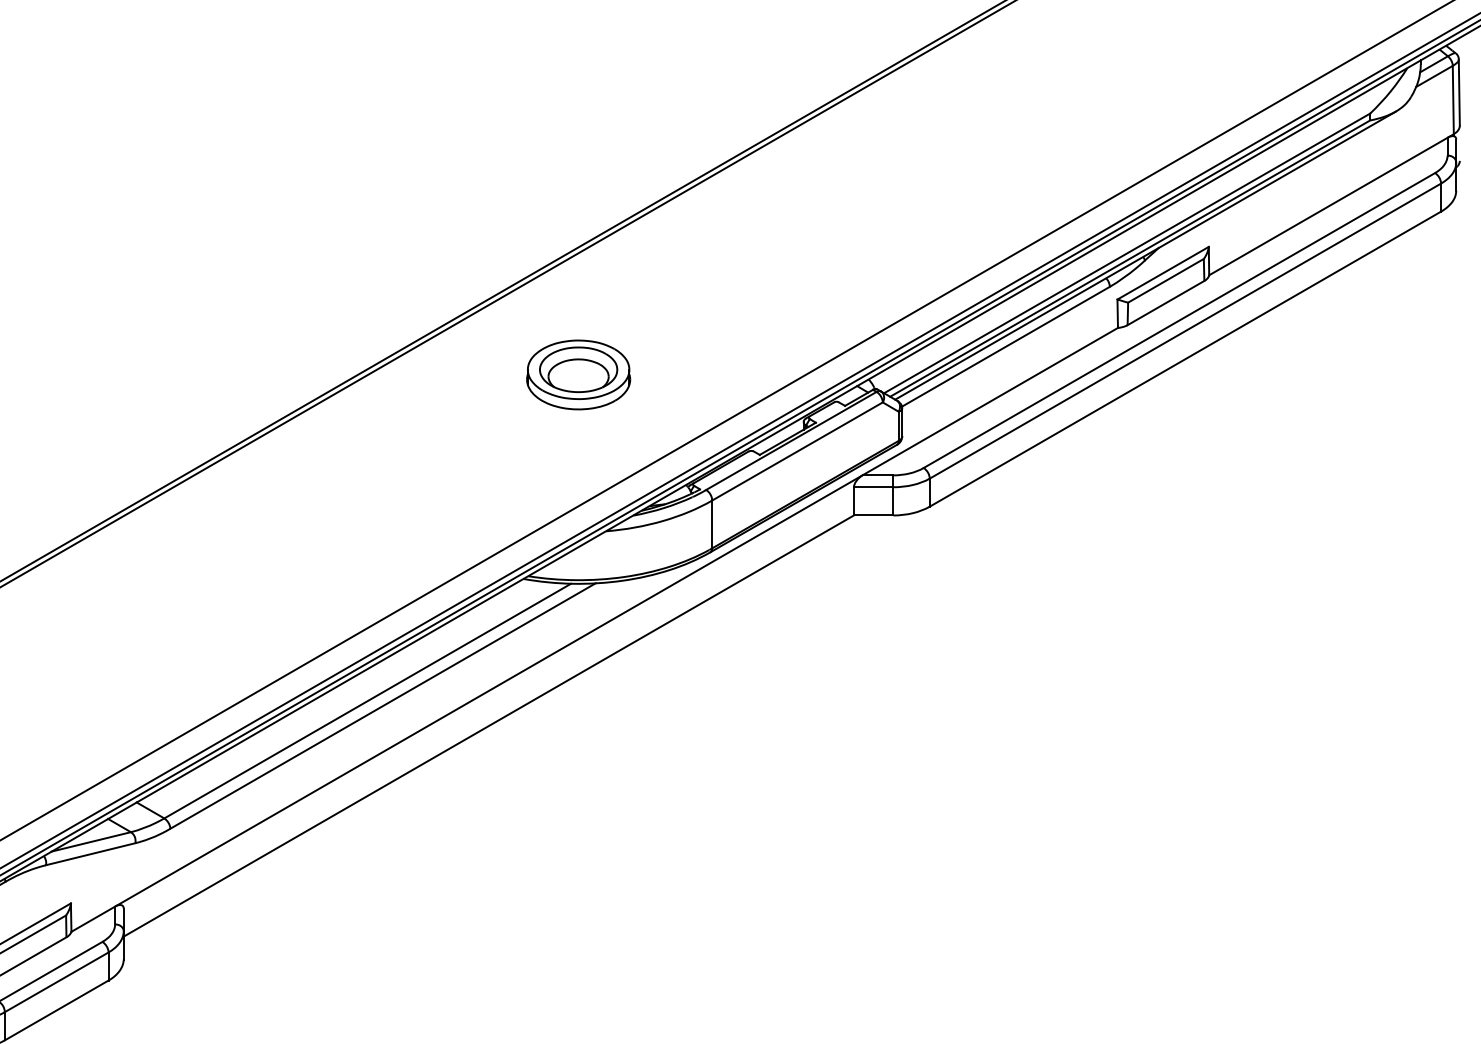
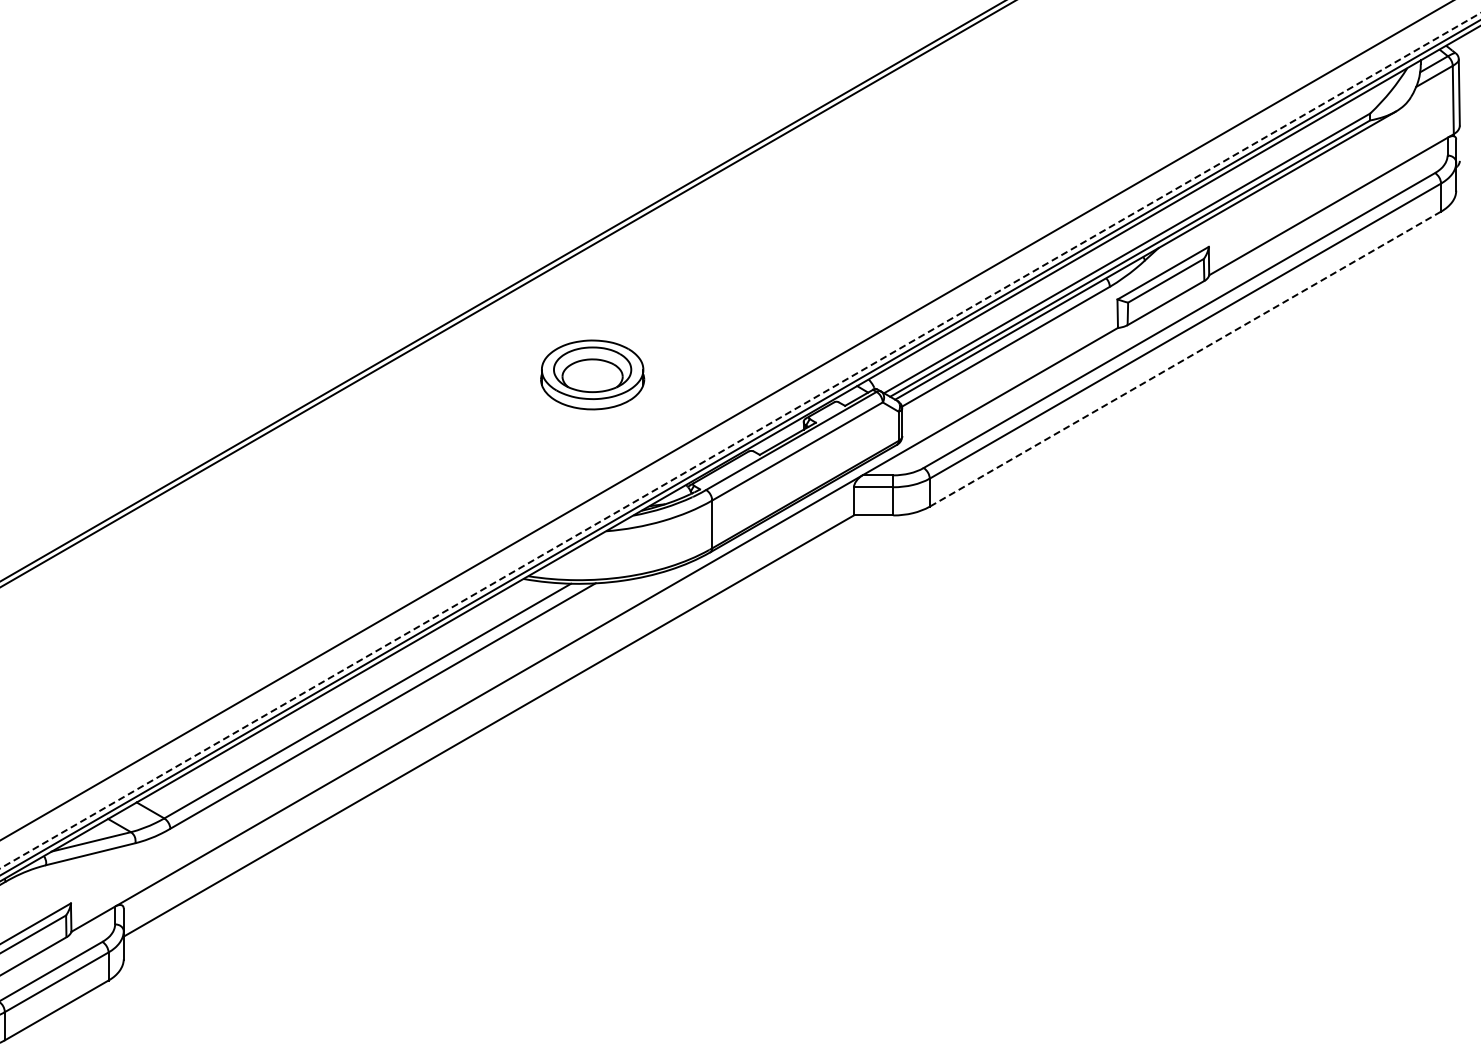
line: solid -> dashed (1185, 359)
part position: (578, 374) -> (592, 374) (592, 374)
line: solid -> dashed (740, 440)
